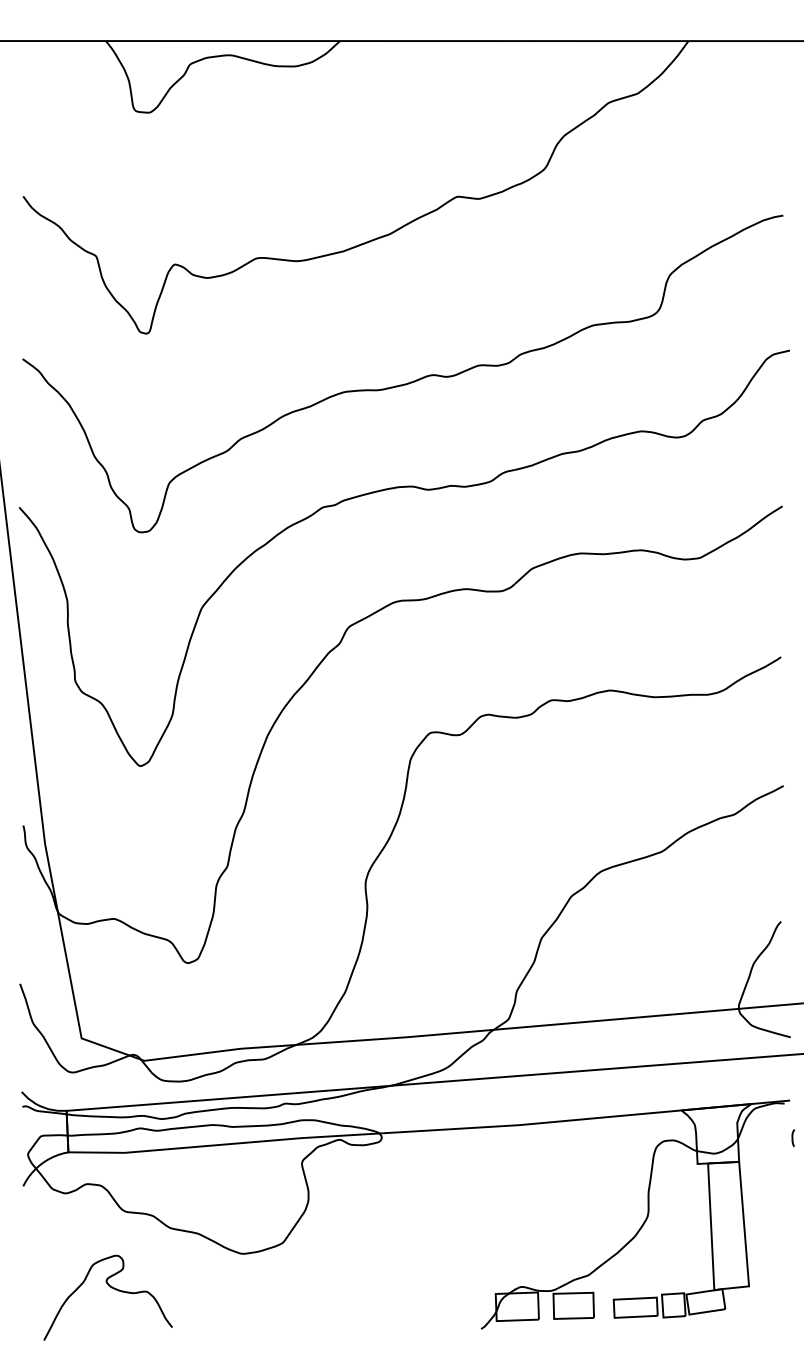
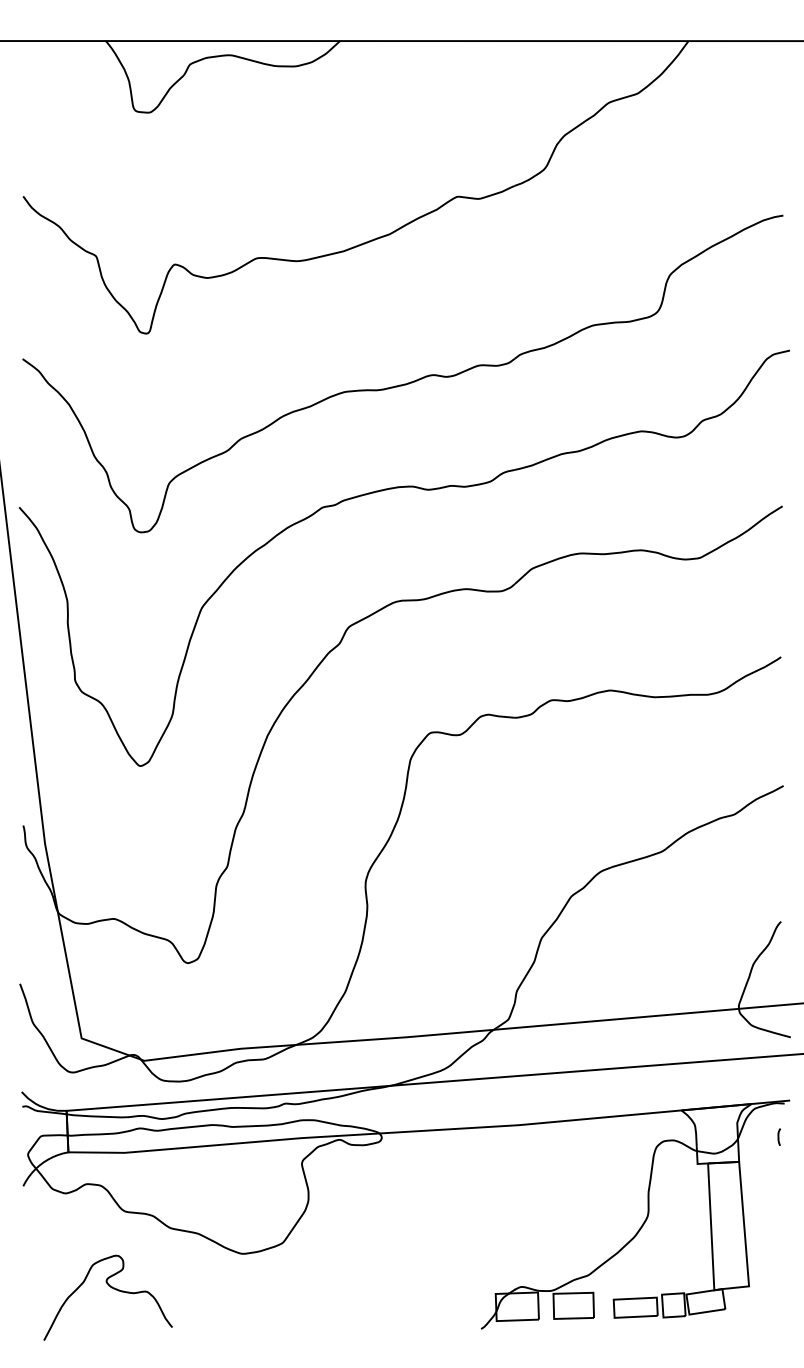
curve position: (793, 1137) -> (779, 1136) (779, 1136)
